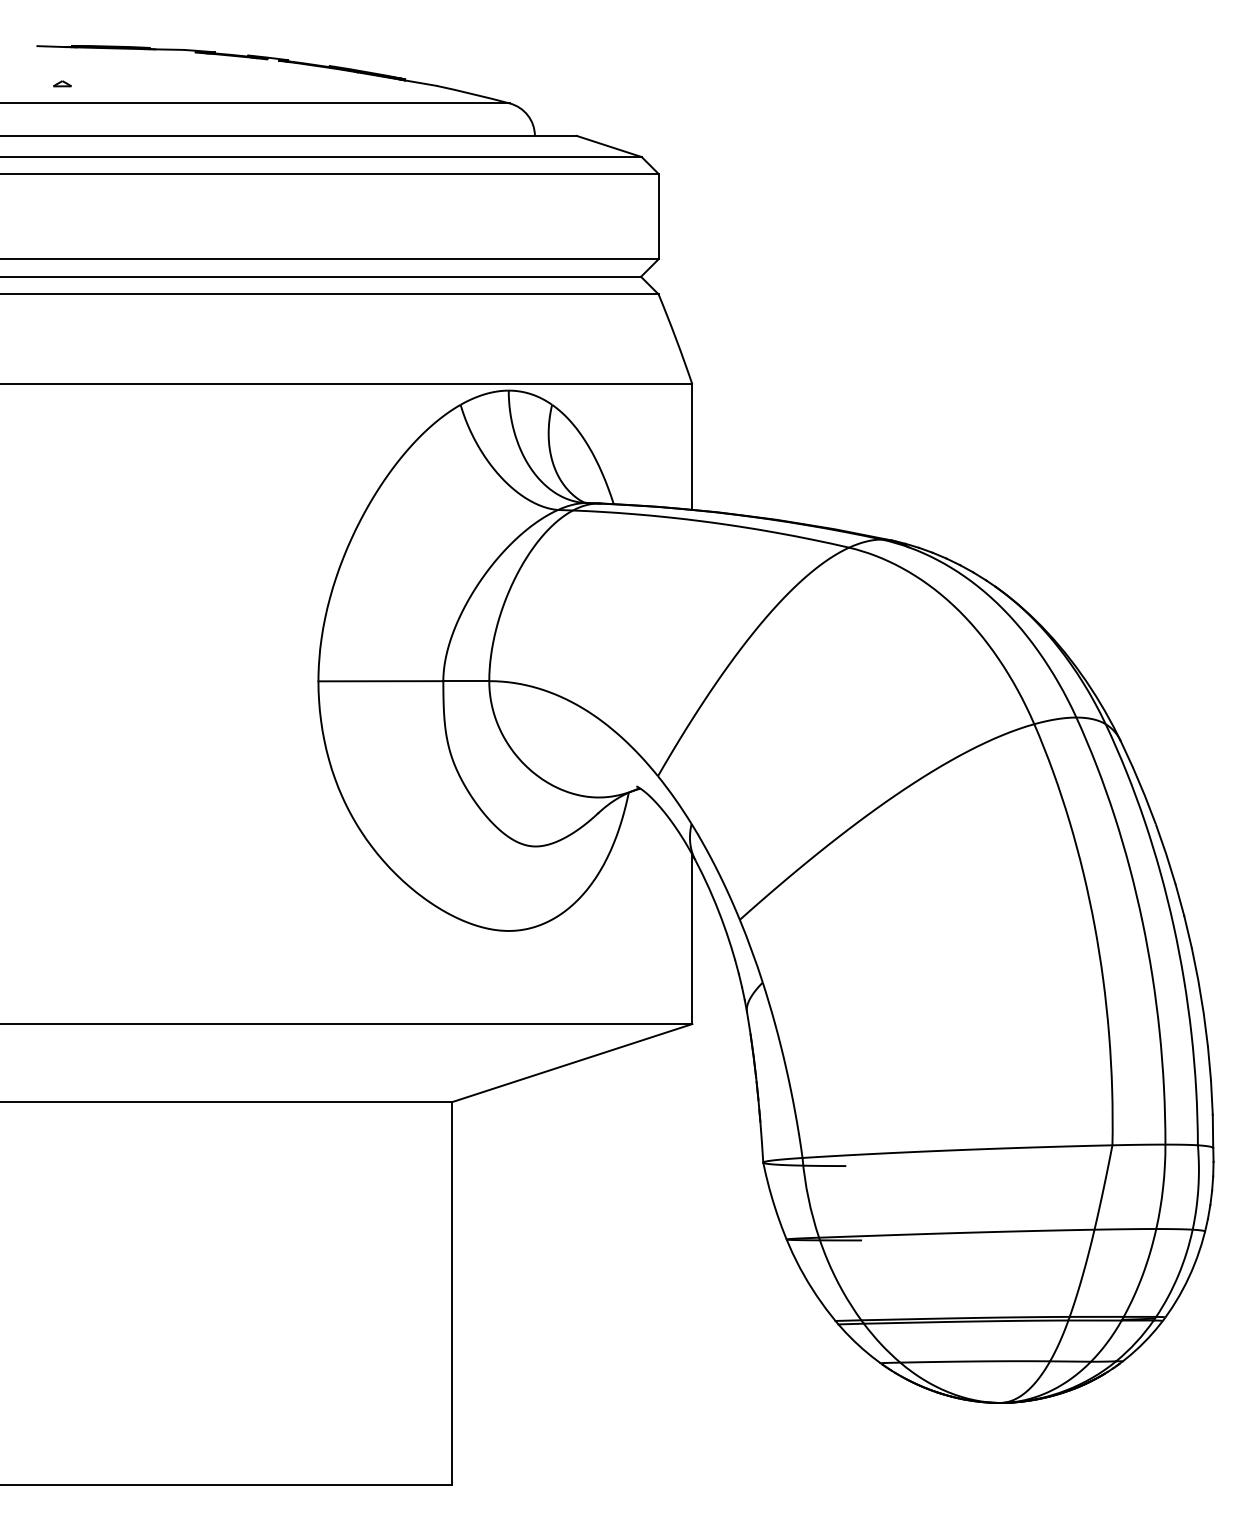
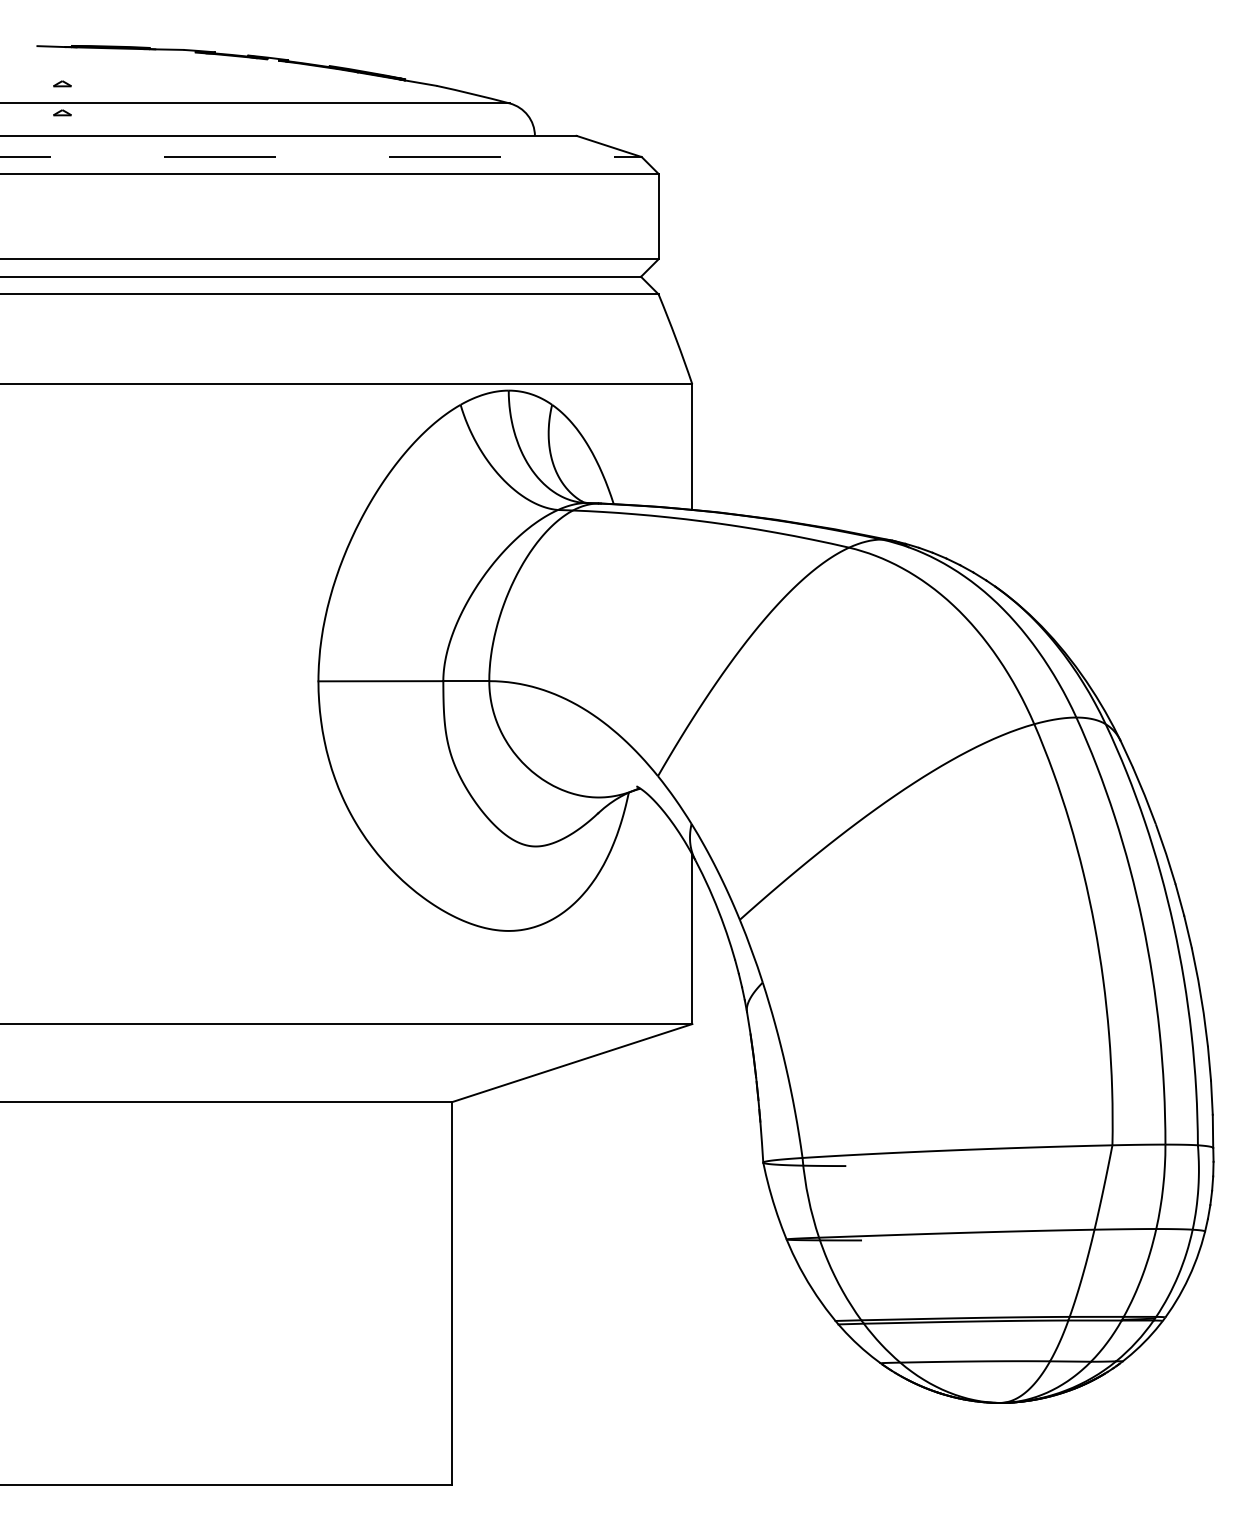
part: none -> present (62, 112)
line: solid -> dashed (320, 157)
